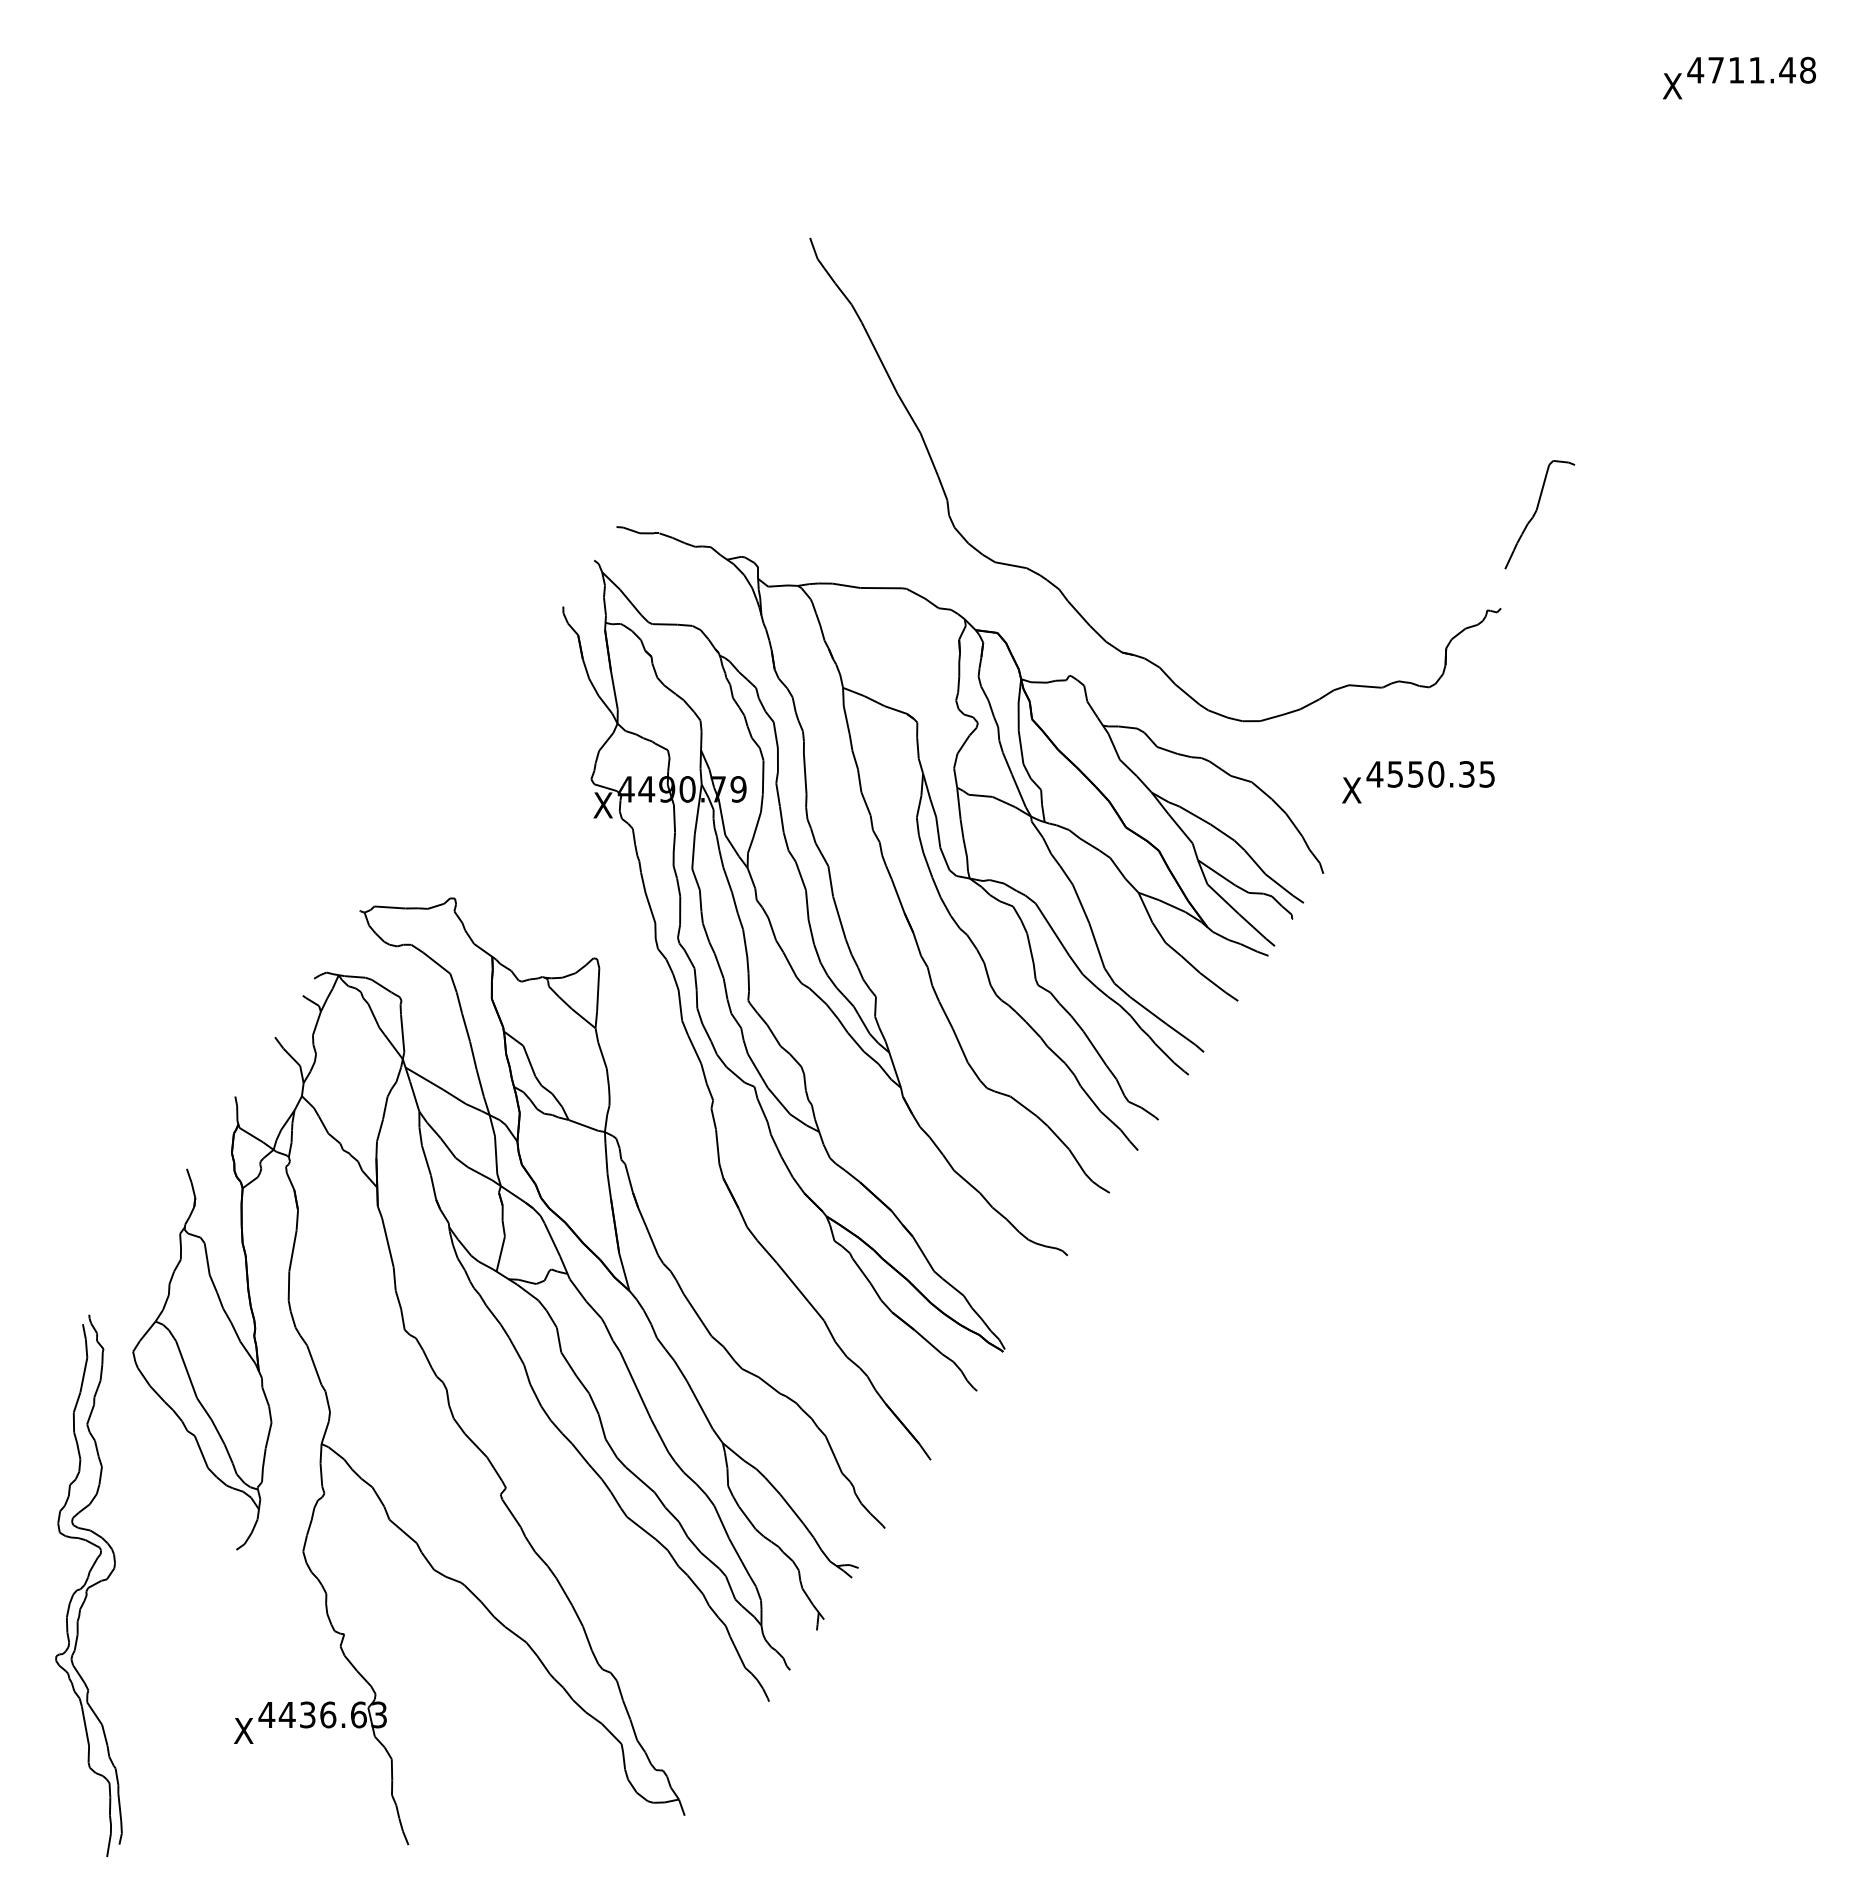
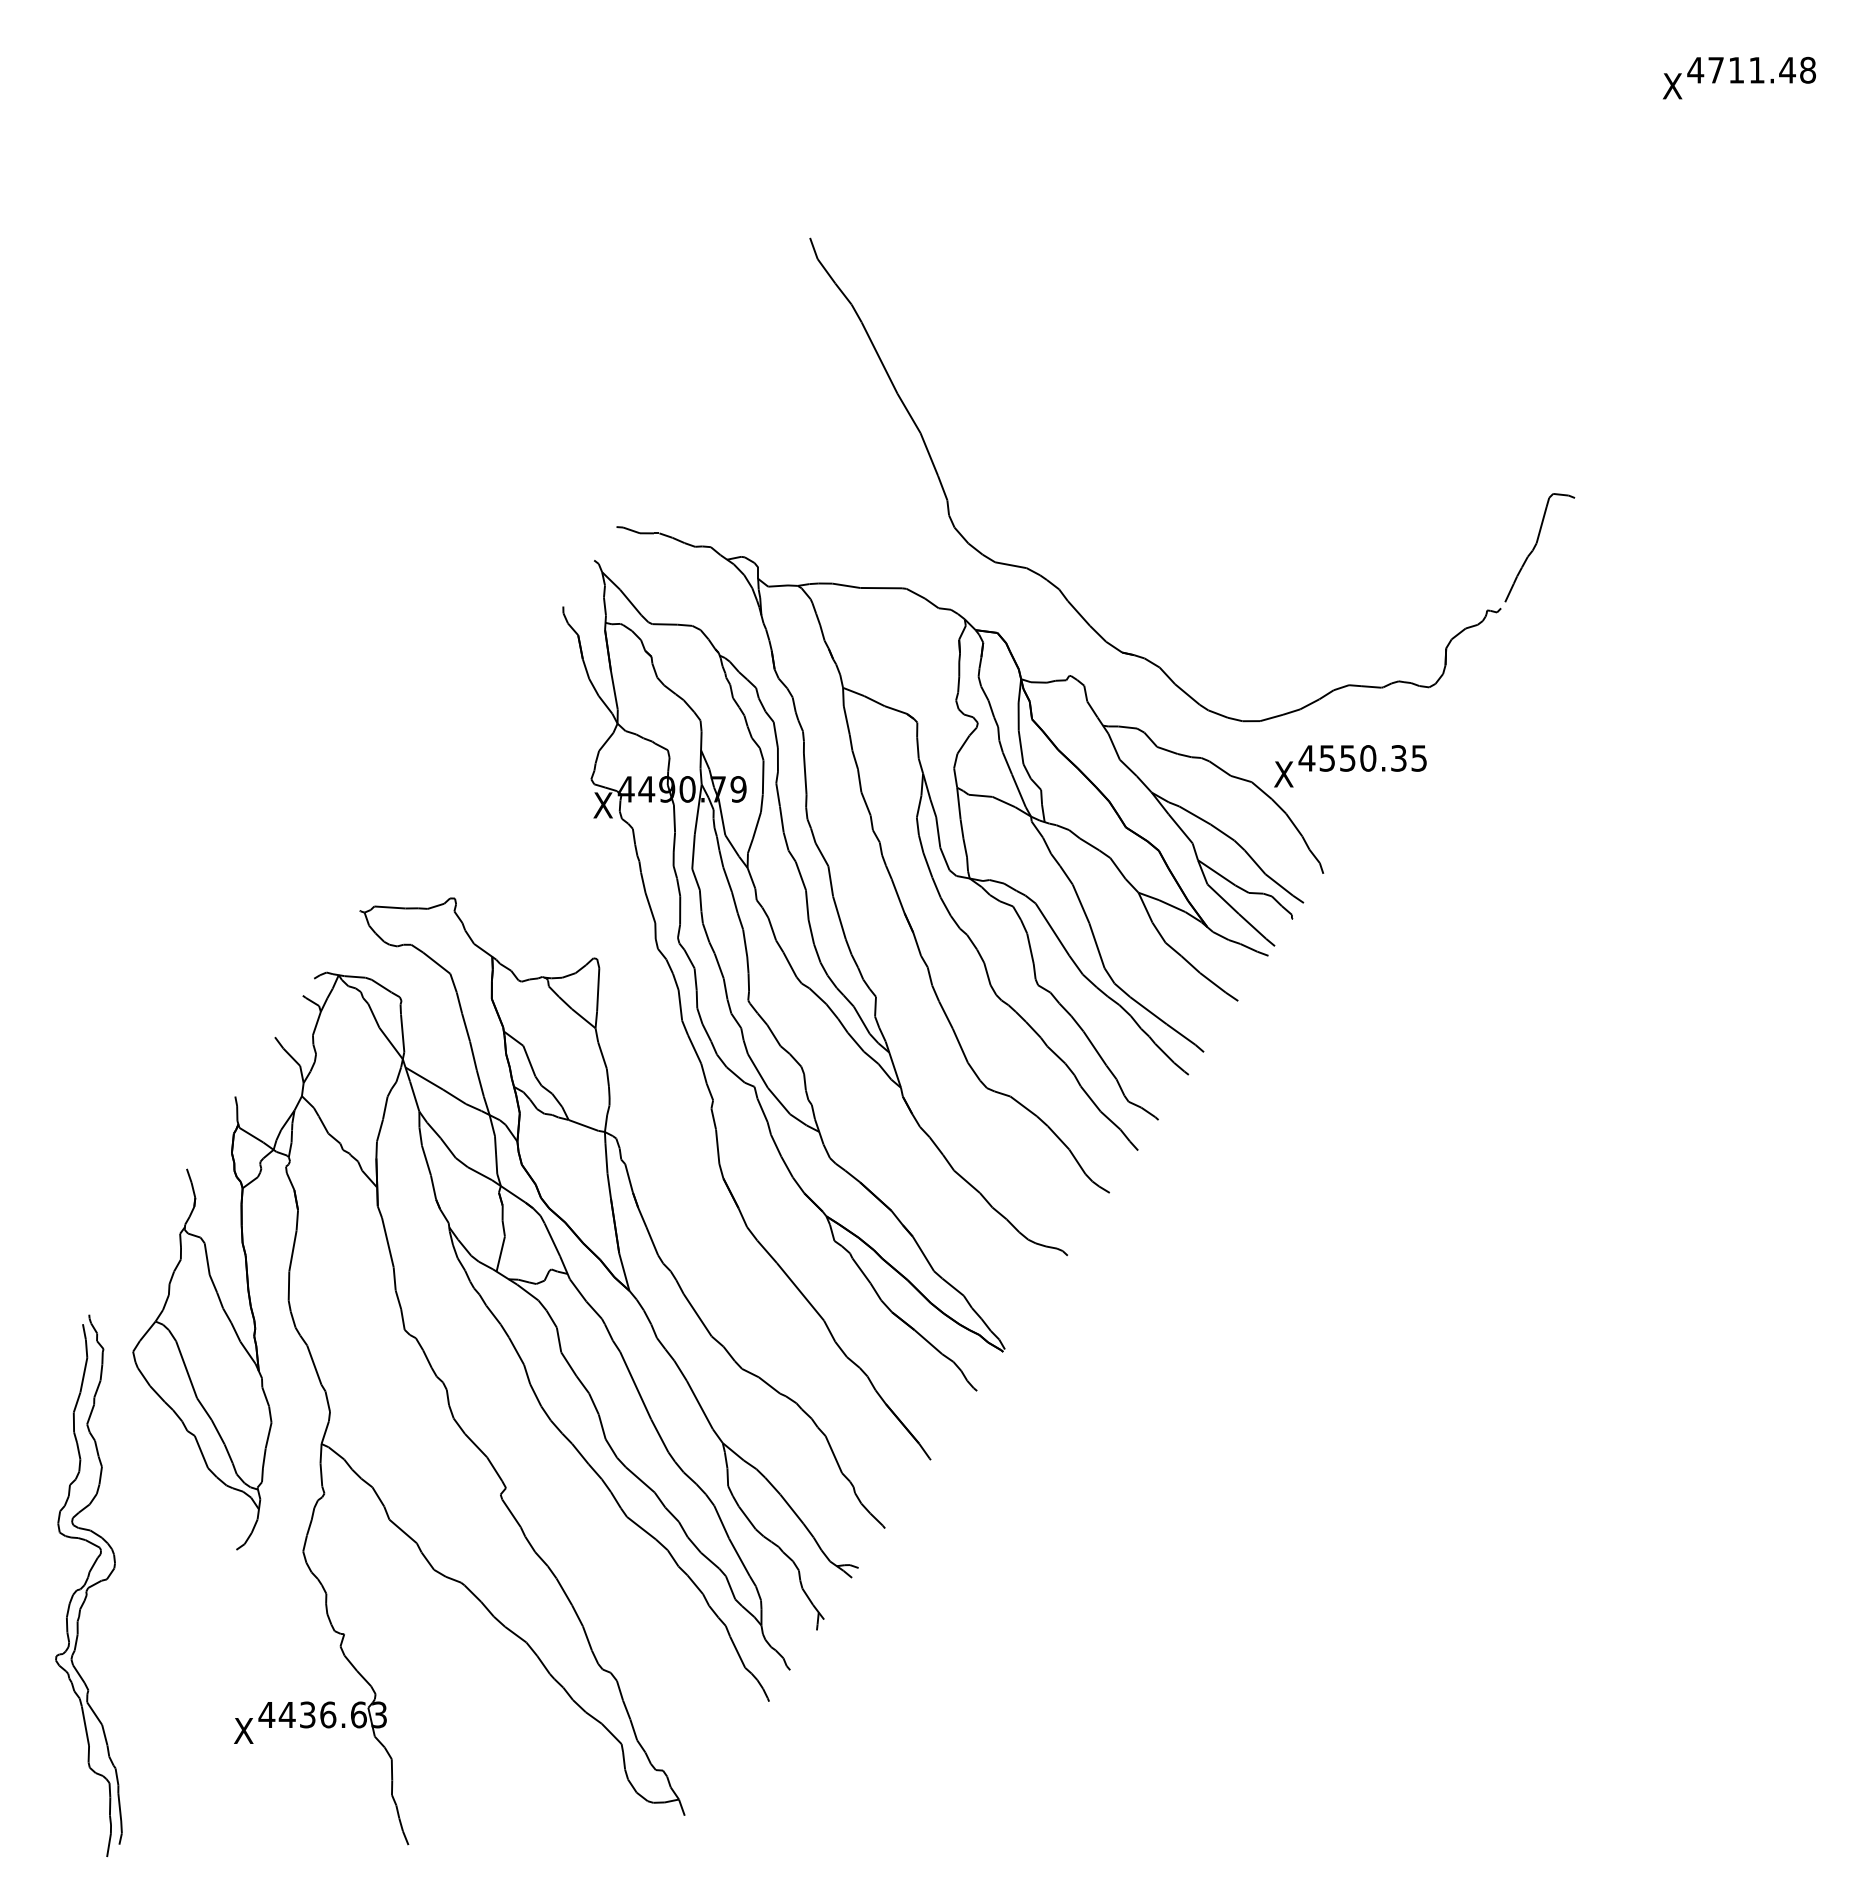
curve position: (1536, 512) -> (1536, 545) (1536, 545)
text position: (1418, 782) -> (1350, 766) (1350, 766)
